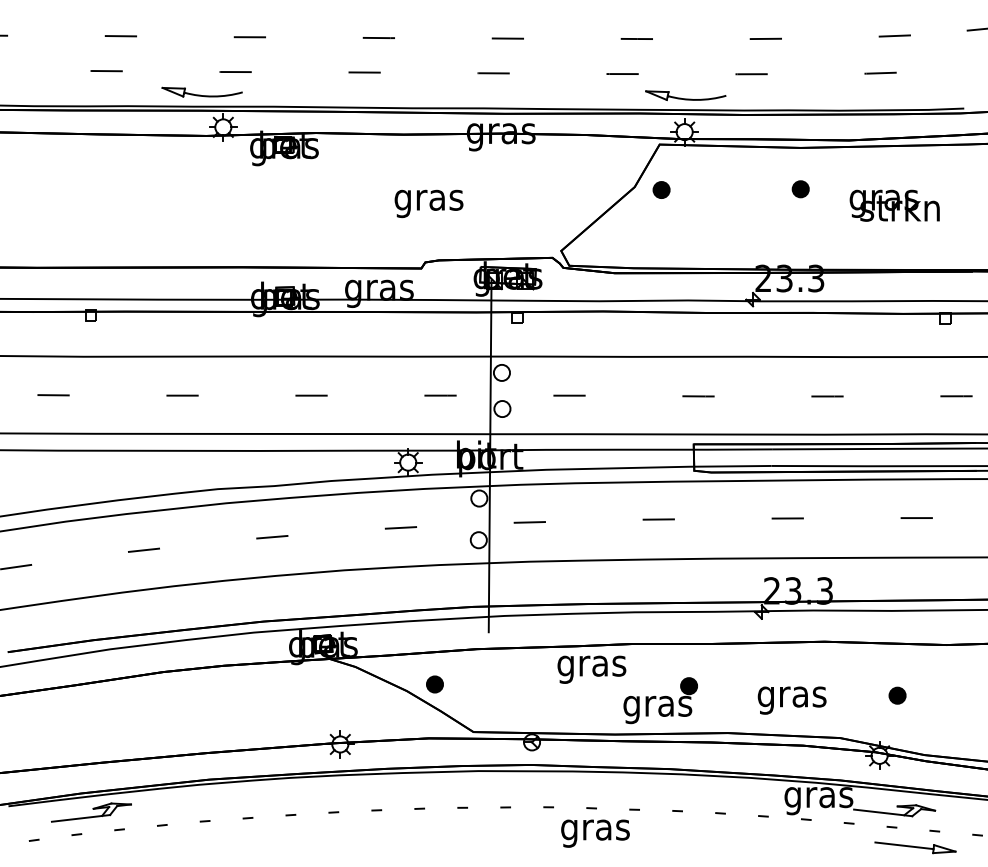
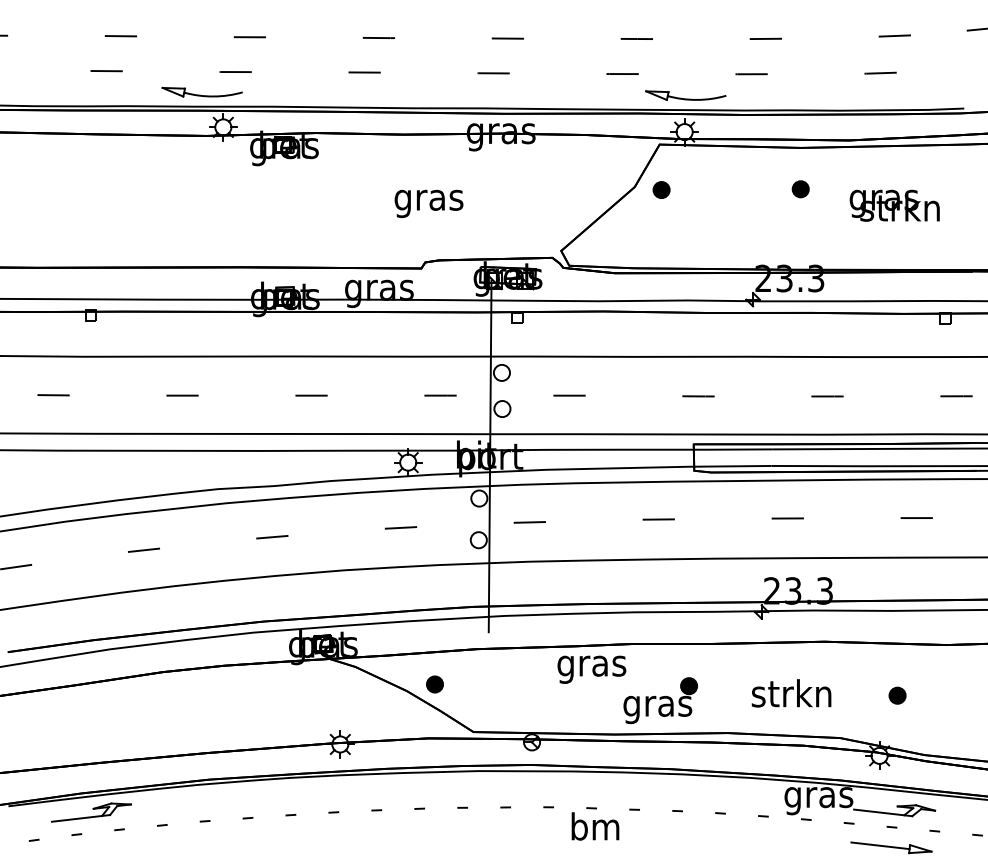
text: gras -> strkn (791, 696)
text: gras -> bm (595, 829)
part position: (915, 847) -> (891, 847) (891, 847)
